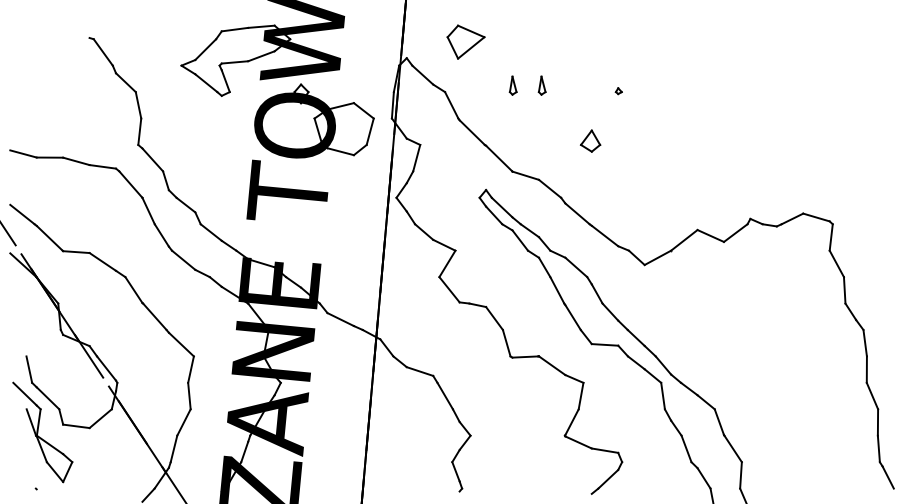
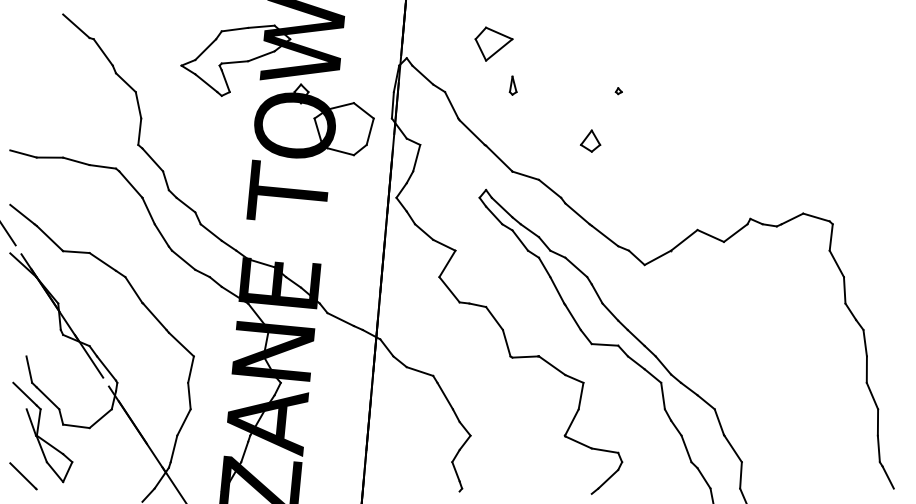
line: none -> present (76, 26)
part position: (465, 41) -> (493, 43) (493, 43)
part: present -> none (541, 85)
line: none -> present (22, 475)
